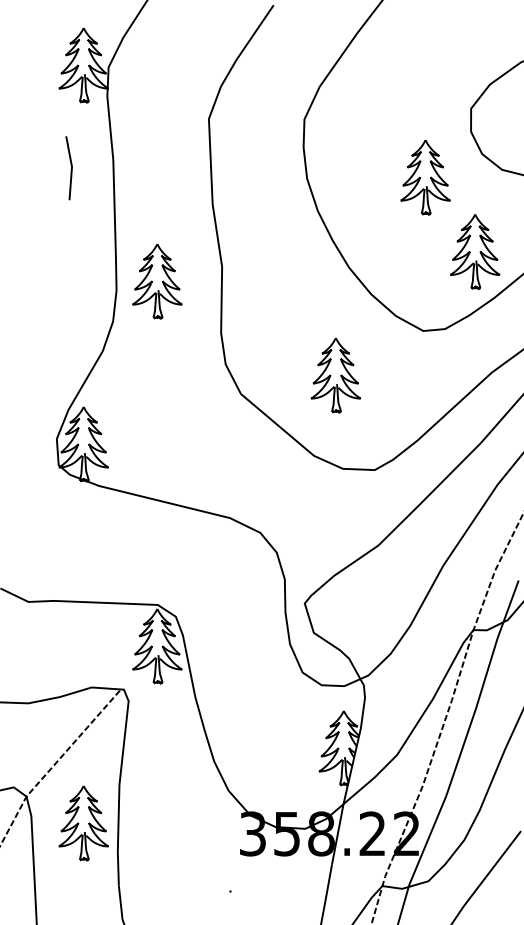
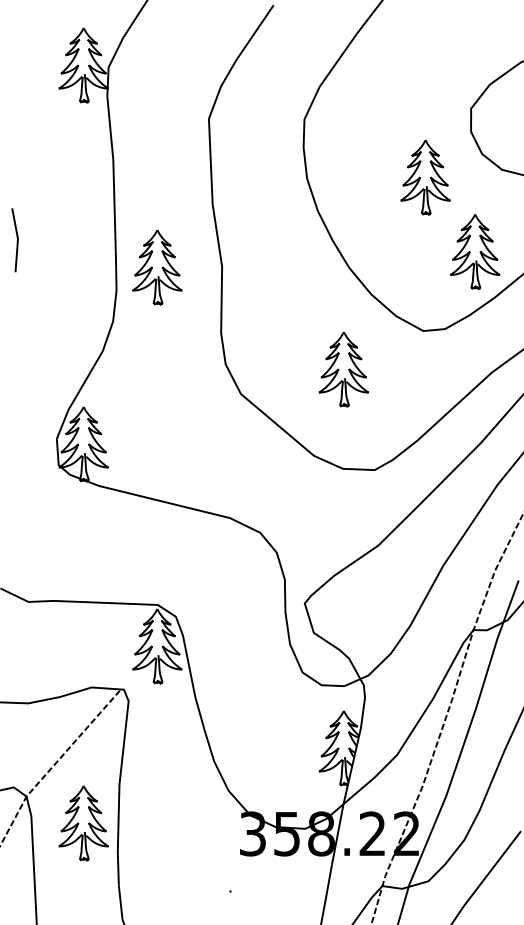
line position: (70, 169) -> (16, 241) (16, 241)
part position: (157, 281) -> (157, 267) (157, 267)
part position: (335, 375) -> (343, 369) (343, 369)
